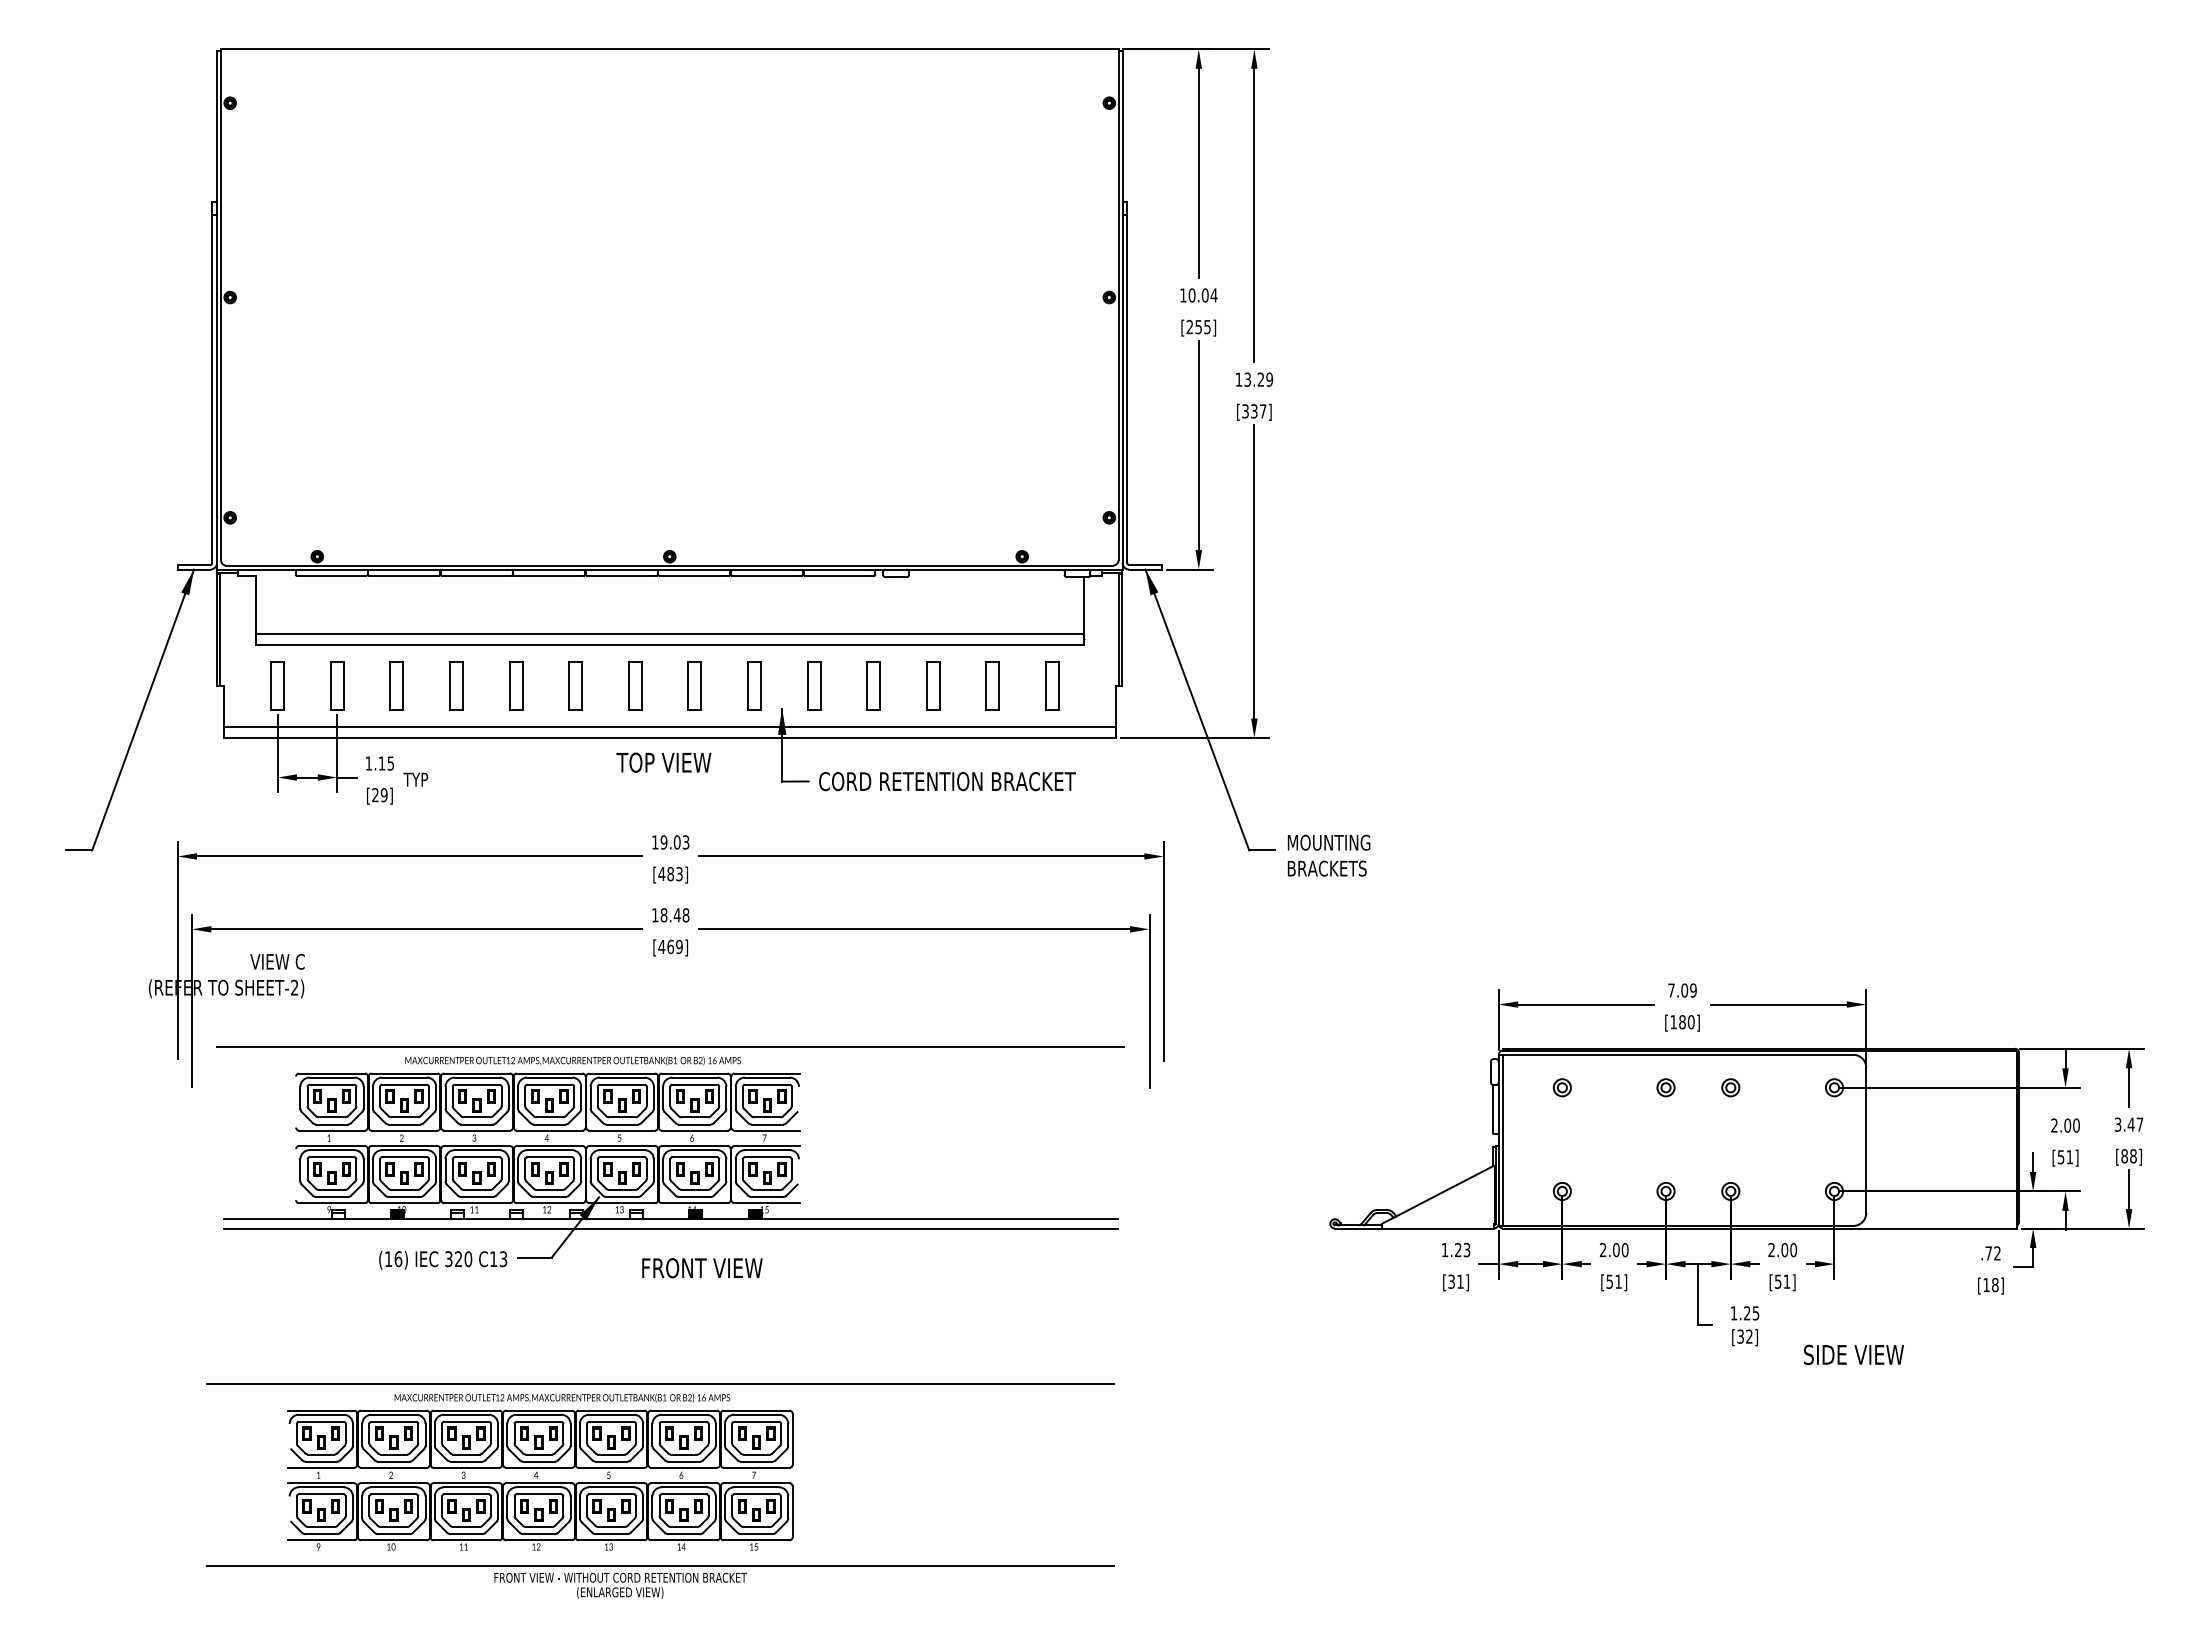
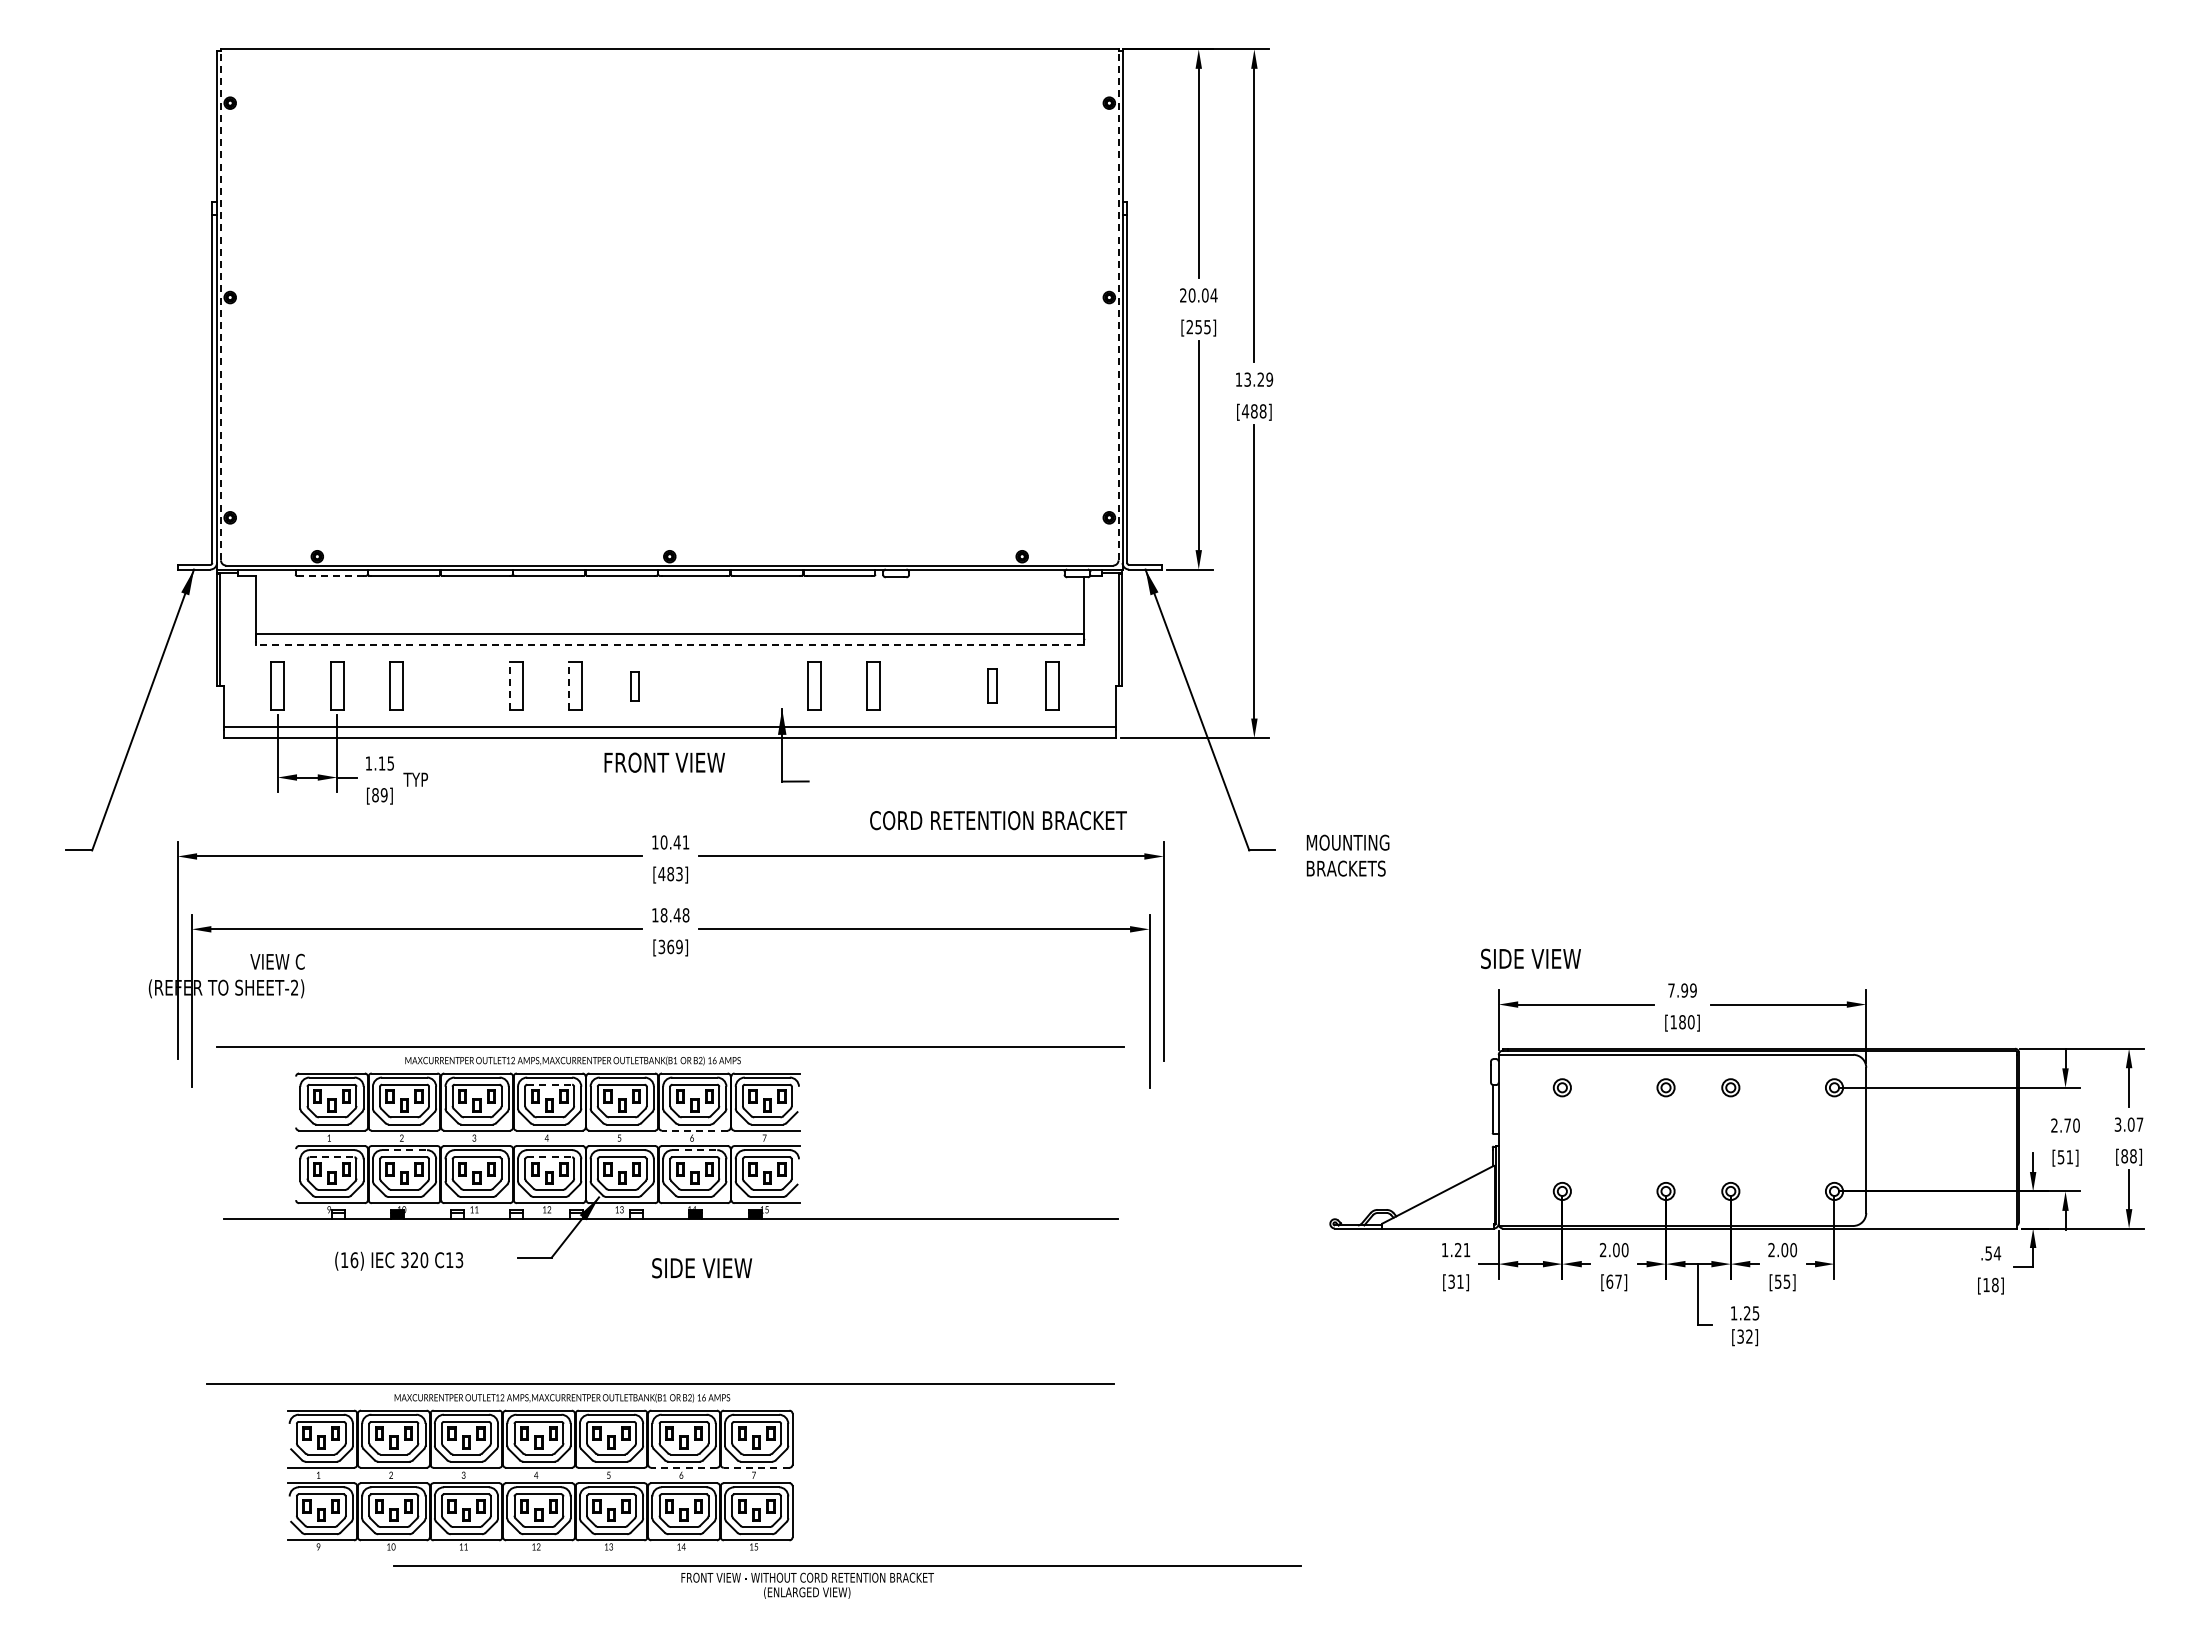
text: 10.04 -> 20.04 (1183, 295)
line: solid -> dashed (221, 305)
line: solid -> dashed (1118, 305)
text: [337] -> [488] (1253, 411)
line: solid -> dashed (331, 575)
line: solid -> dashed (669, 644)
part: present -> none (456, 685)
line: solid -> dashed (510, 685)
line: solid -> dashed (569, 685)
part size: 15x50 px -> 10x31 px (634, 686)
part: present -> none (694, 685)
part: present -> none (754, 685)
part: present -> none (933, 685)
part size: 15x50 px -> 11x36 px (992, 685)
text: TOP VIEW -> FRONT VIEW (664, 762)
text position: (947, 781) -> (998, 820) (998, 820)
text: [29] -> [89] (375, 795)
text: 19.03 -> 10.41 (674, 842)
text position: (1328, 855) -> (1347, 855) (1347, 855)
text: [469] -> [369] (661, 946)
text: 7.09 -> 7.99 (1684, 990)
line: solid -> dashed (550, 1084)
text: 3.47 -> 3.07 (2130, 1124)
text: 2.00 -> 2.70 (2067, 1125)
line: solid -> dashed (694, 1130)
line: present -> none (1503, 1139)
line: solid -> dashed (405, 1150)
line: solid -> dashed (695, 1150)
line: solid -> dashed (332, 1157)
line: solid -> dashed (550, 1157)
line: present -> none (670, 1228)
text: 1.23 -> 1.21 (1466, 1249)
text: .72 -> .54 (1993, 1253)
text position: (443, 1259) -> (399, 1260) (399, 1260)
text: FRONT VIEW -> SIDE VIEW (702, 1268)
text: [51] -> [67] (1613, 1281)
text: [51] -> [55] (1786, 1281)
text position: (1853, 1354) -> (1530, 958) (1530, 958)
line: solid -> dashed (684, 1467)
line: solid -> dashed (756, 1467)
part position: (660, 1581) -> (847, 1581) (847, 1581)
